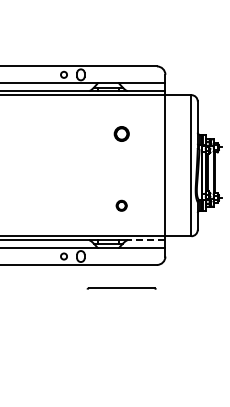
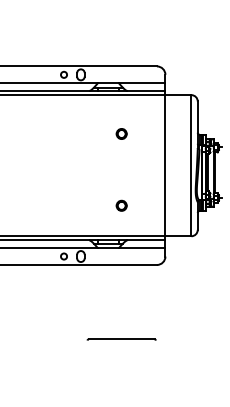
part size: 17x16 px -> 13x12 px (121, 133)
line: dashed -> solid (145, 240)
line position: (121, 288) -> (121, 339) (121, 339)
